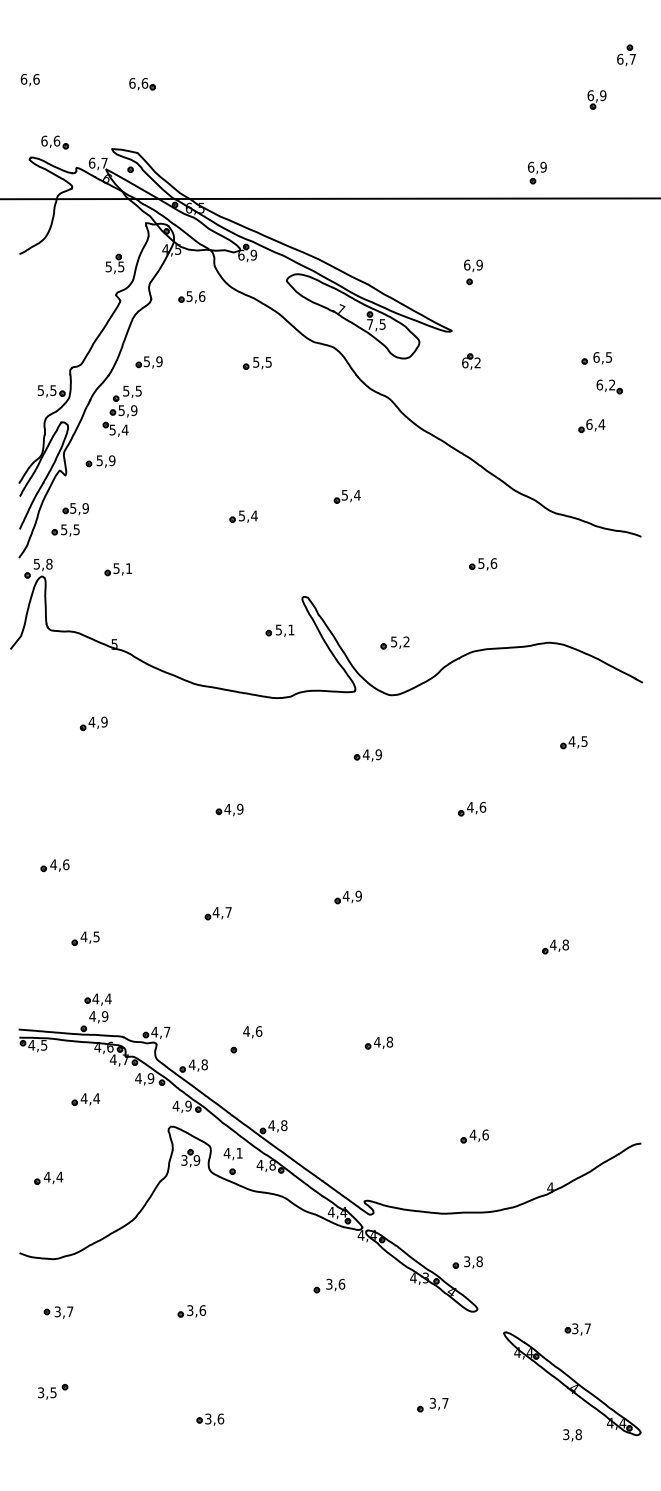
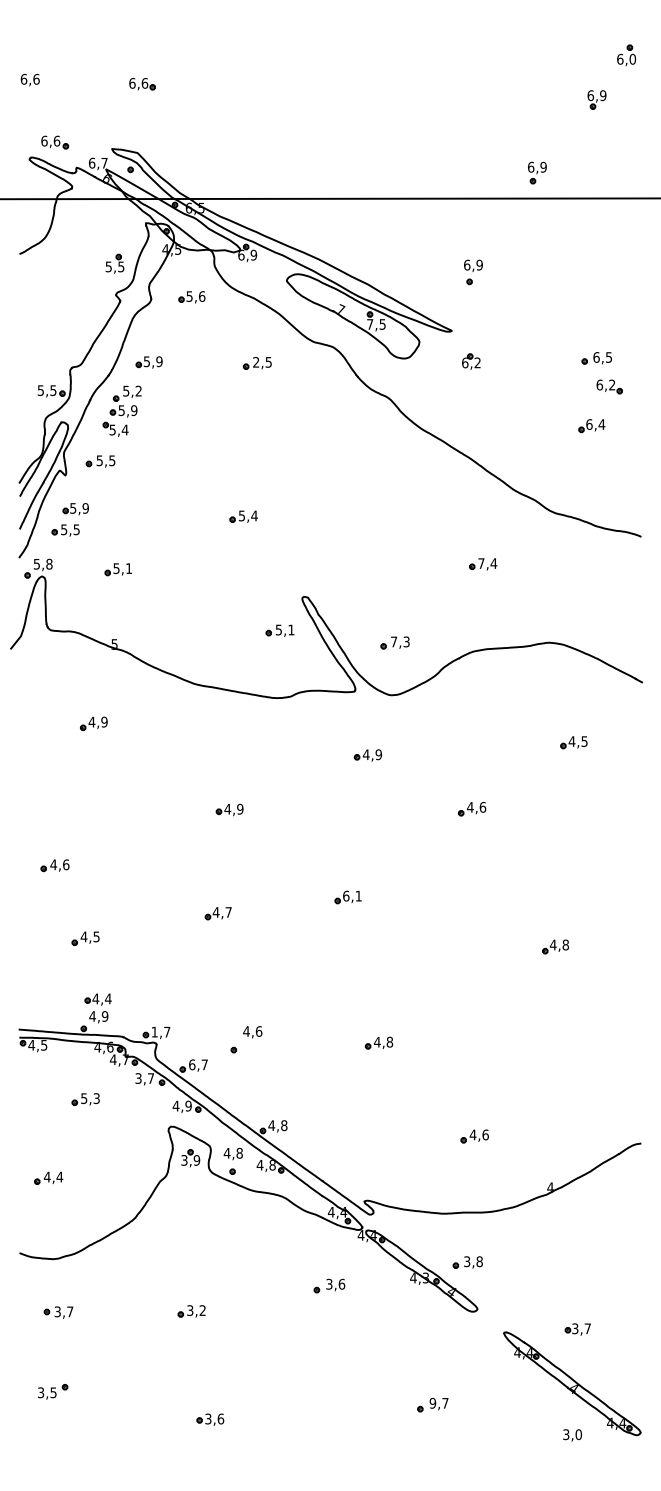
text: 6,7 -> 6,0 (632, 58)
text: 5,5 -> 2,5 (256, 362)
text: 5,5 -> 5,2 (138, 390)
text: 5,9 -> 5,5 (112, 460)
part: present -> none (346, 496)
text: 5,6 -> 7,4 (487, 563)
text: 5,2 -> 7,3 (400, 641)
text: 4,9 -> 6,1 (351, 895)
text: 4,7 -> 1,7 (154, 1031)
text: 4,8 -> 6,7 (197, 1064)
text: 4,9 -> 3,7 (144, 1078)
text: 4,4 -> 5,3 (90, 1098)
text: 4,1 -> 4,8 (239, 1152)
text: 3,6 -> 3,2 (202, 1310)
text: 3,7 -> 9,7 (432, 1403)
text: 3,8 -> 3,0 (578, 1434)
